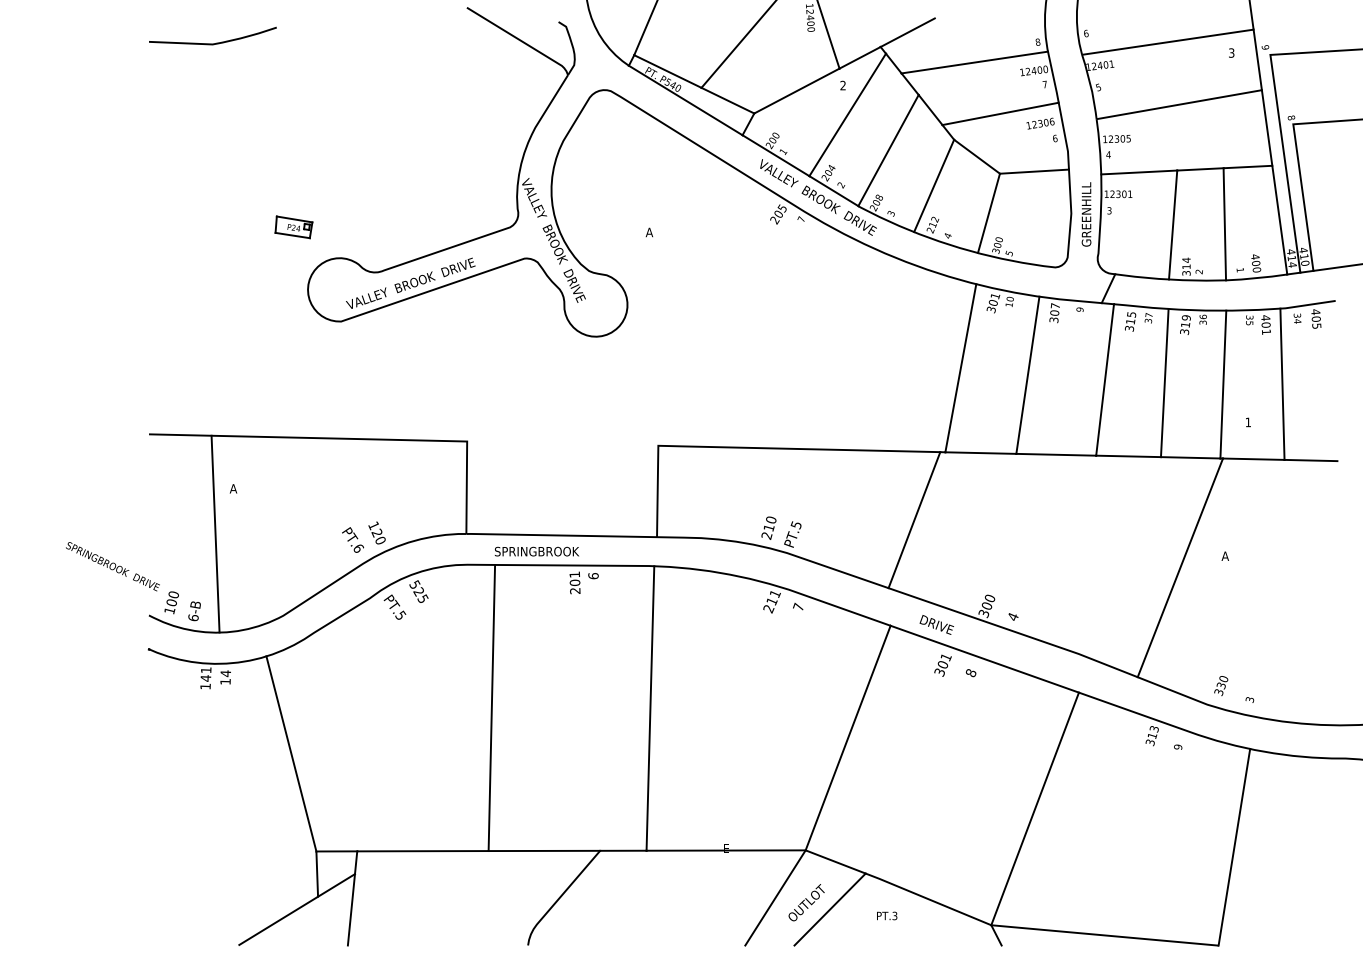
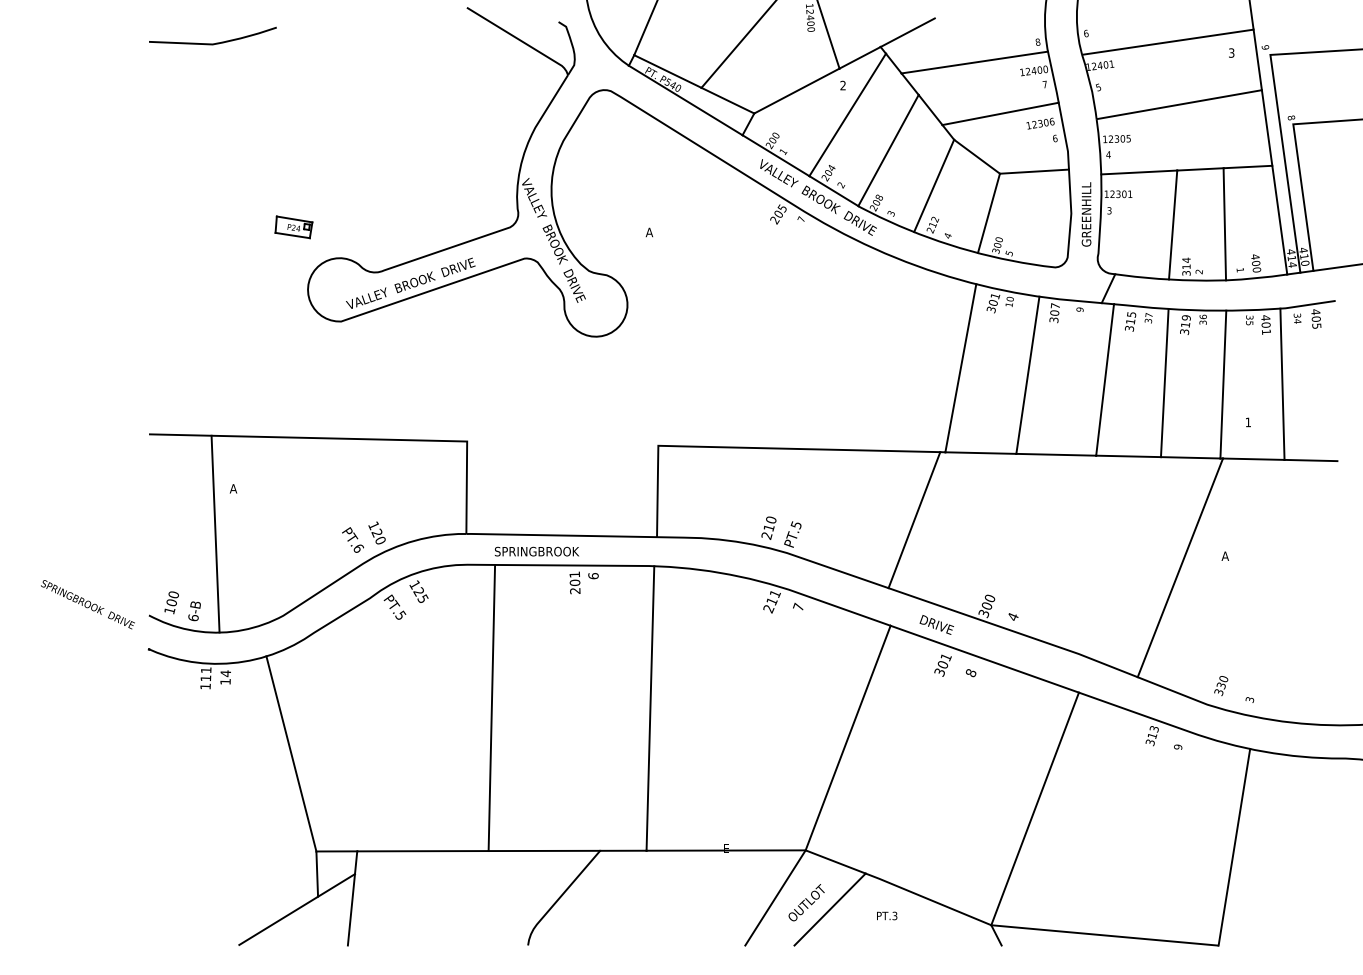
text position: (112, 566) -> (87, 604) (87, 604)
text: 525 -> 125 (414, 584)
text: 141 -> 111 (205, 678)
